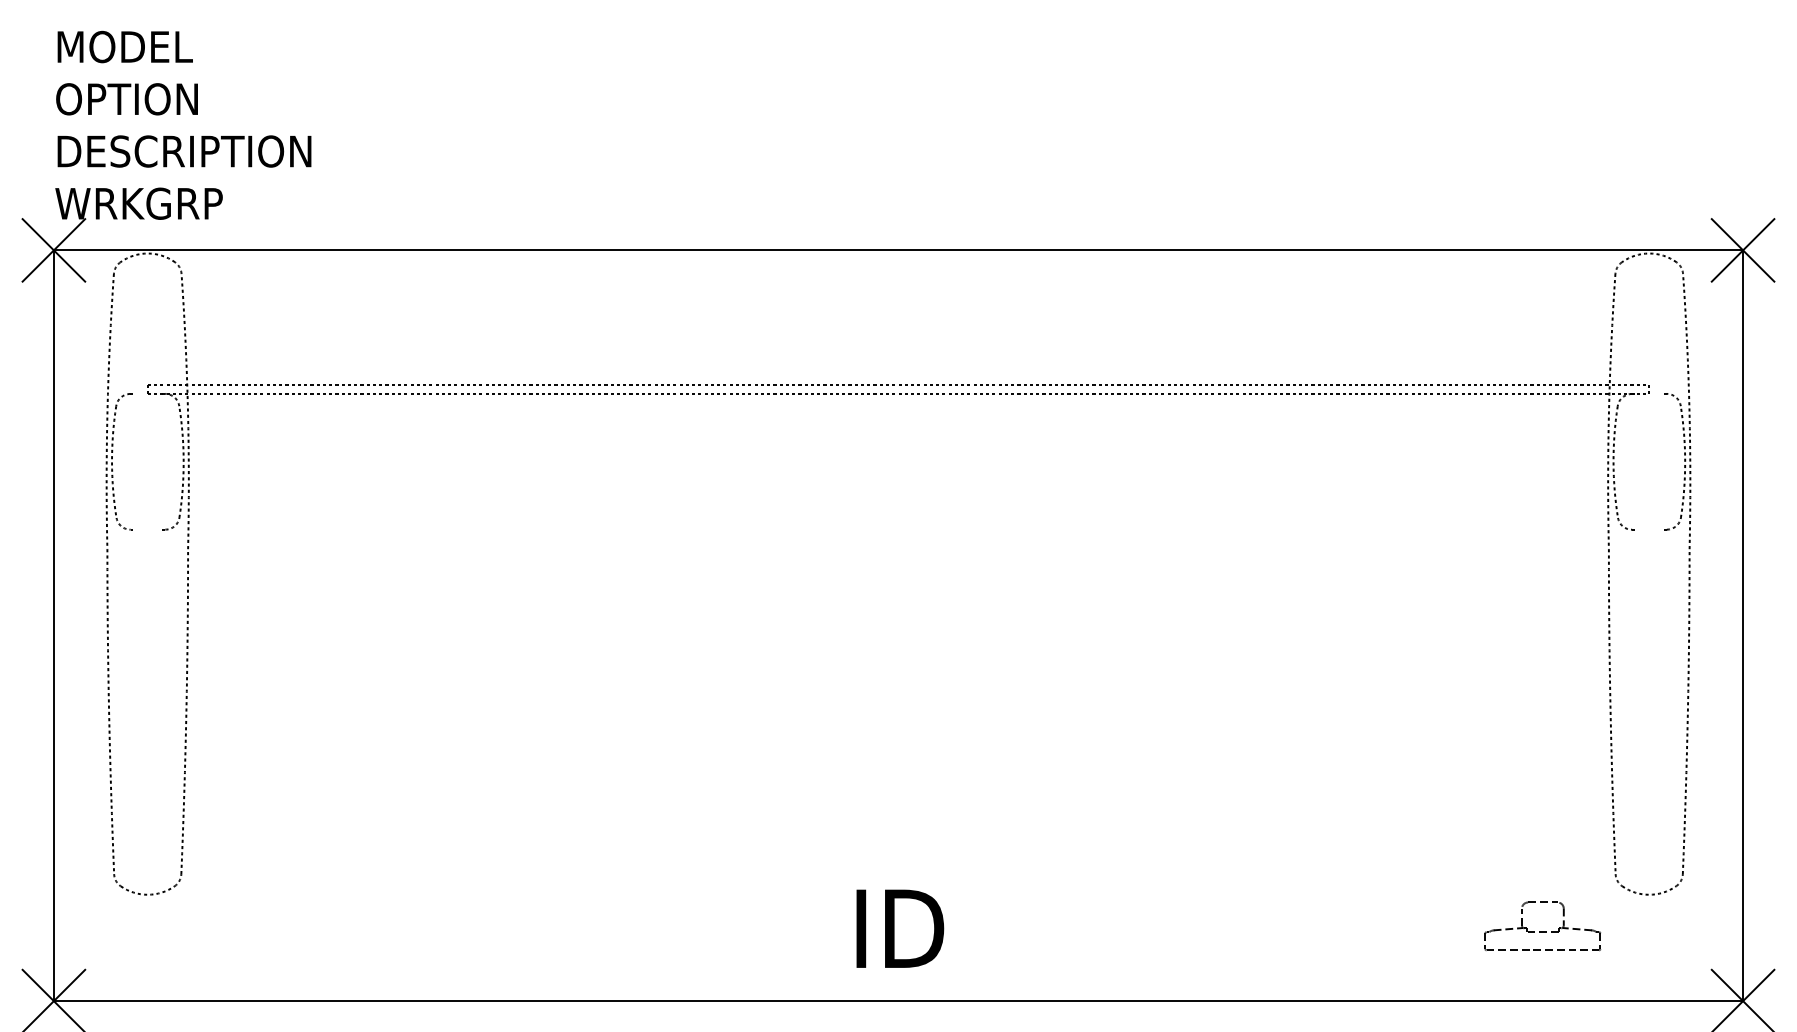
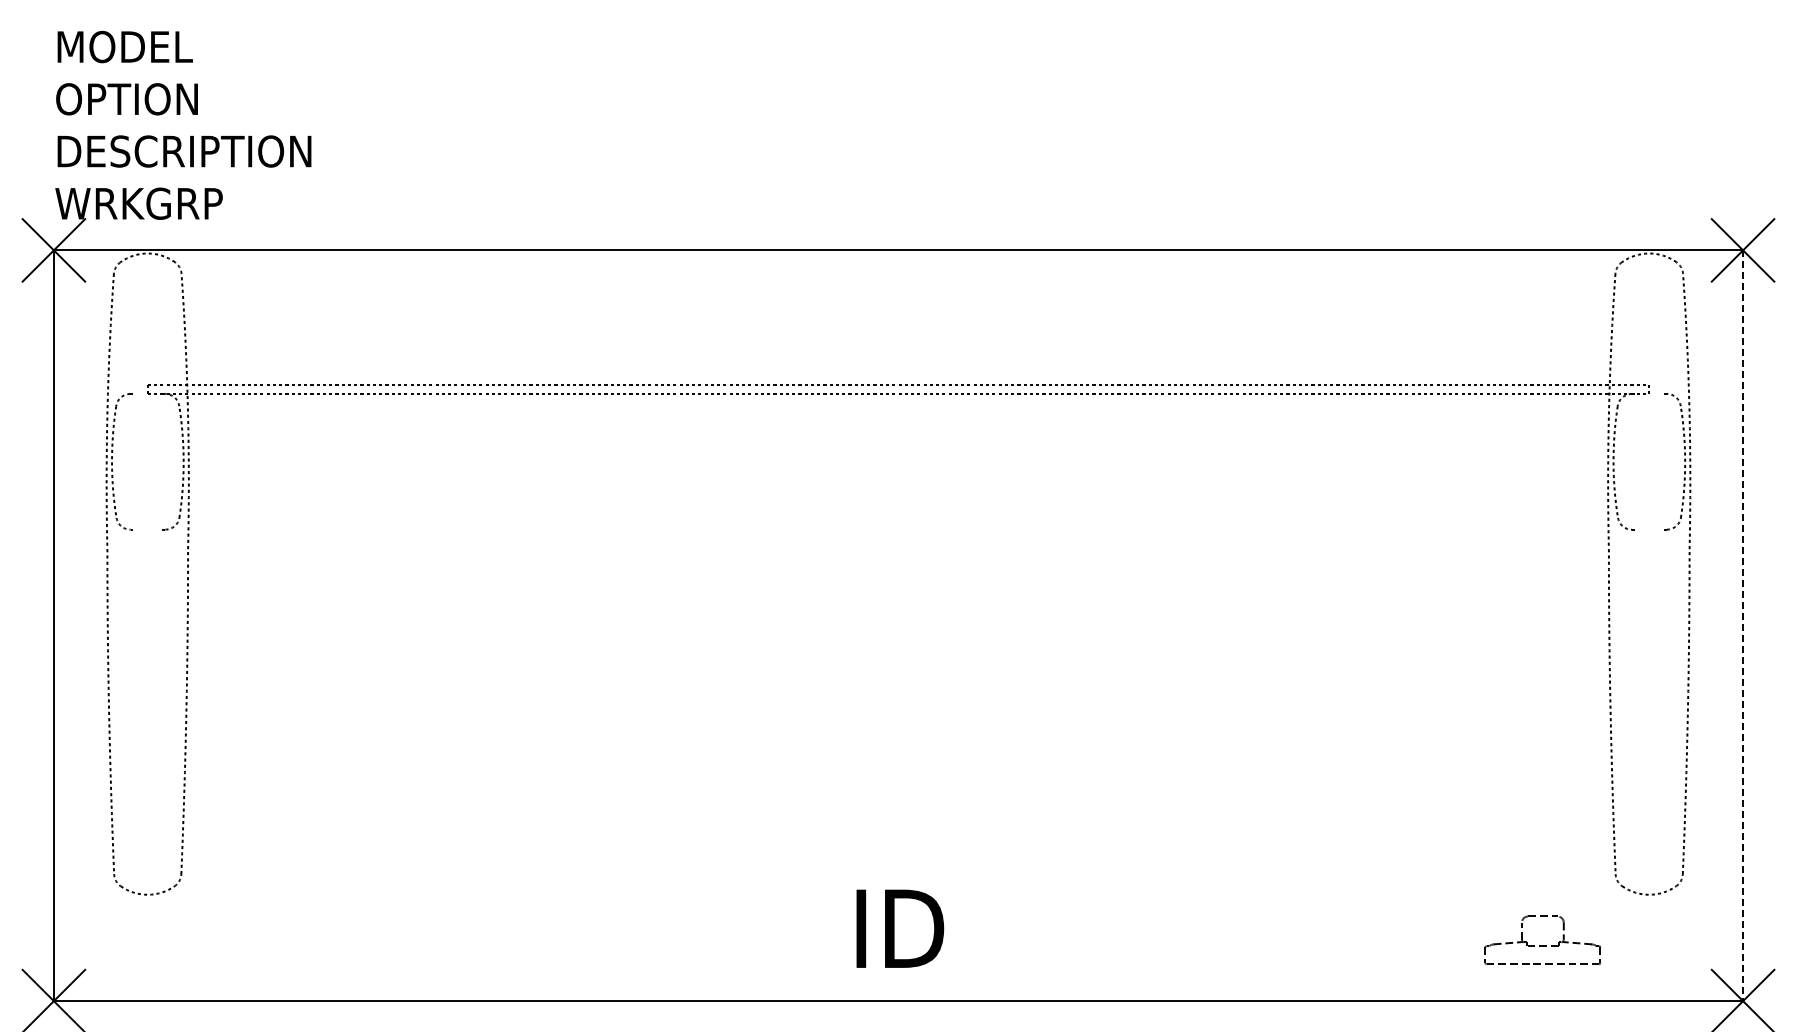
line: solid -> dashed (1743, 626)
part position: (1542, 926) -> (1542, 940) (1542, 940)
